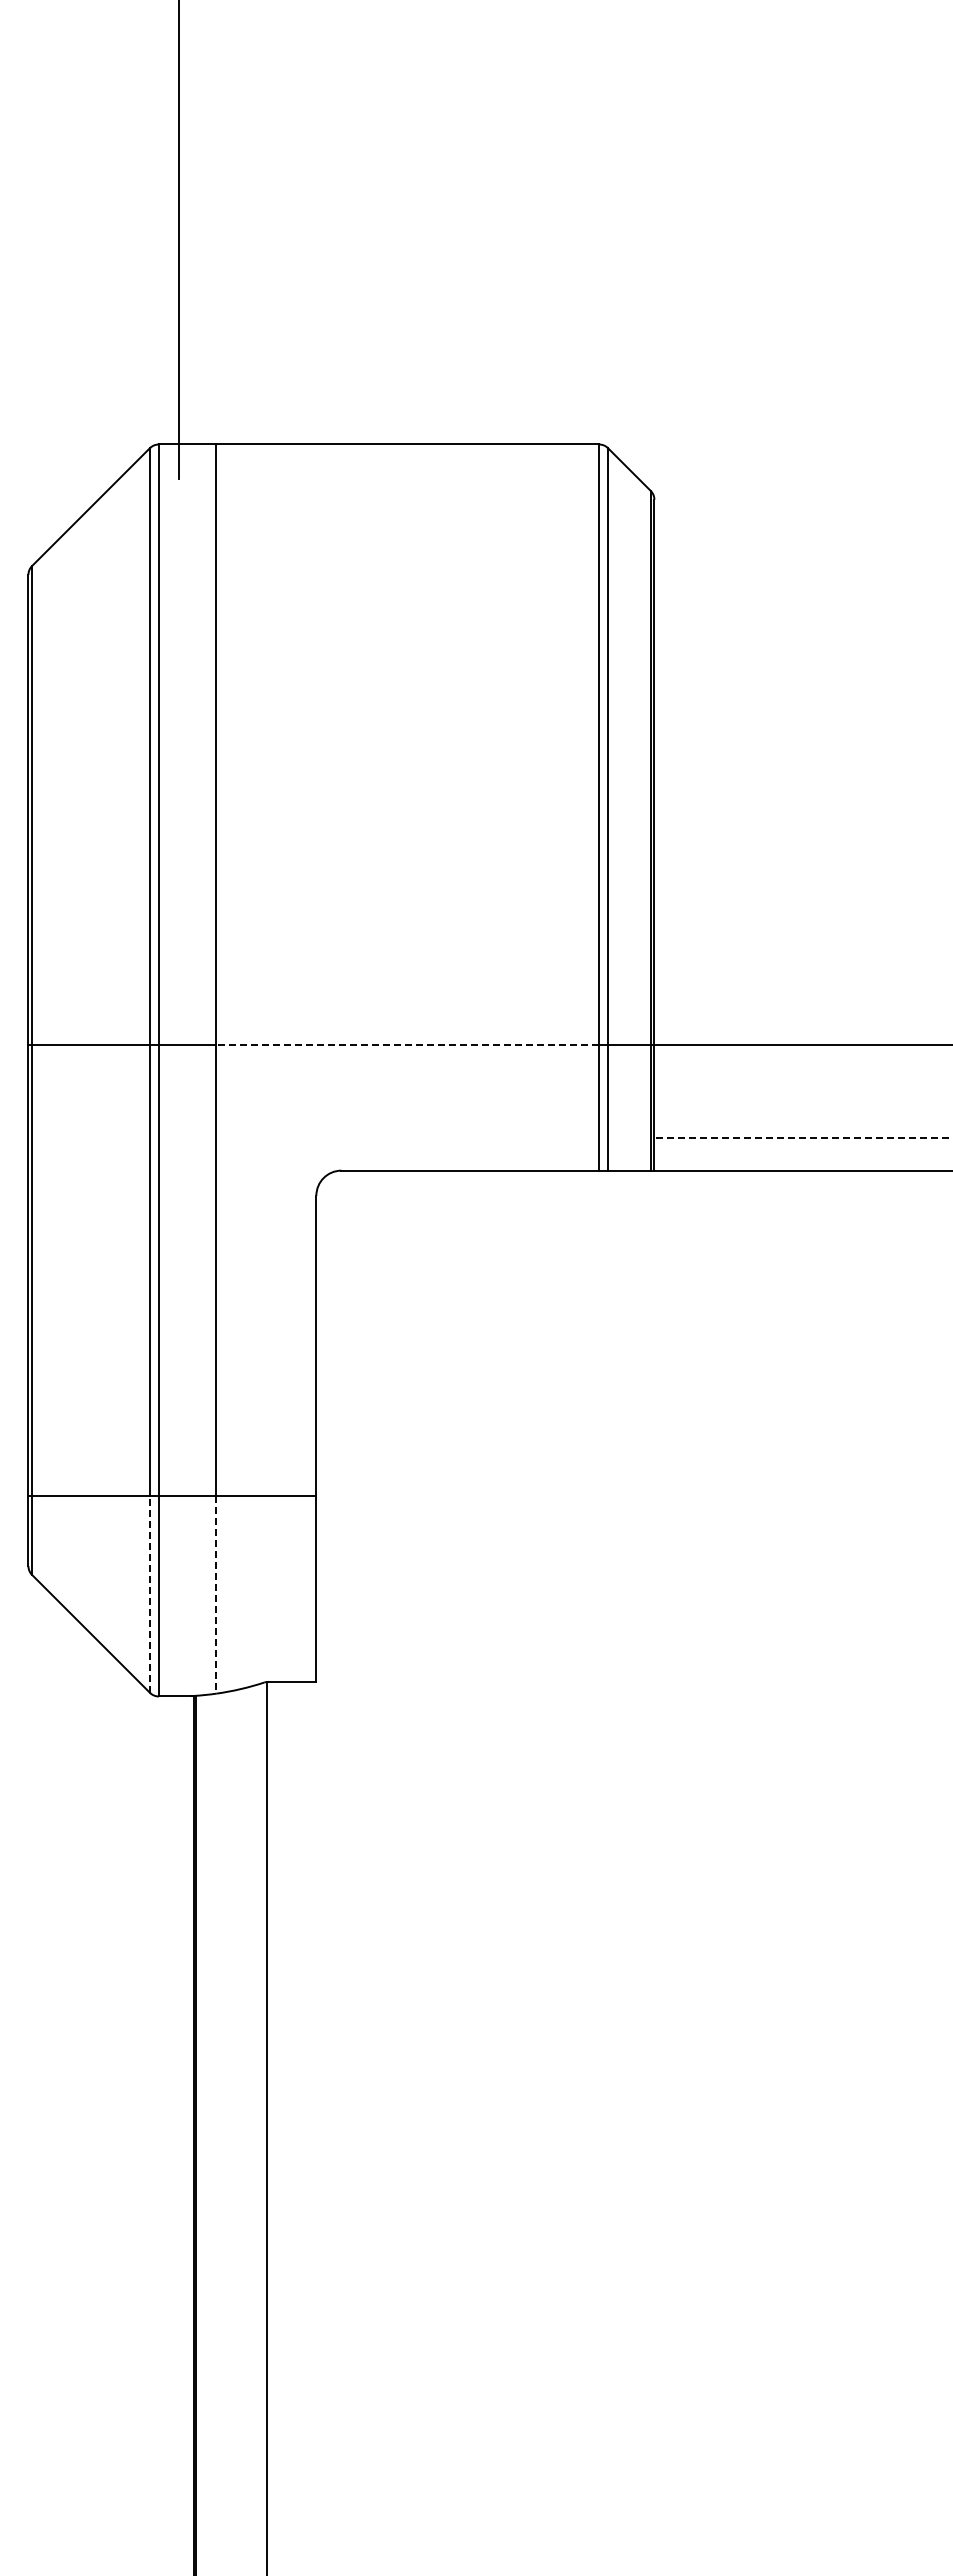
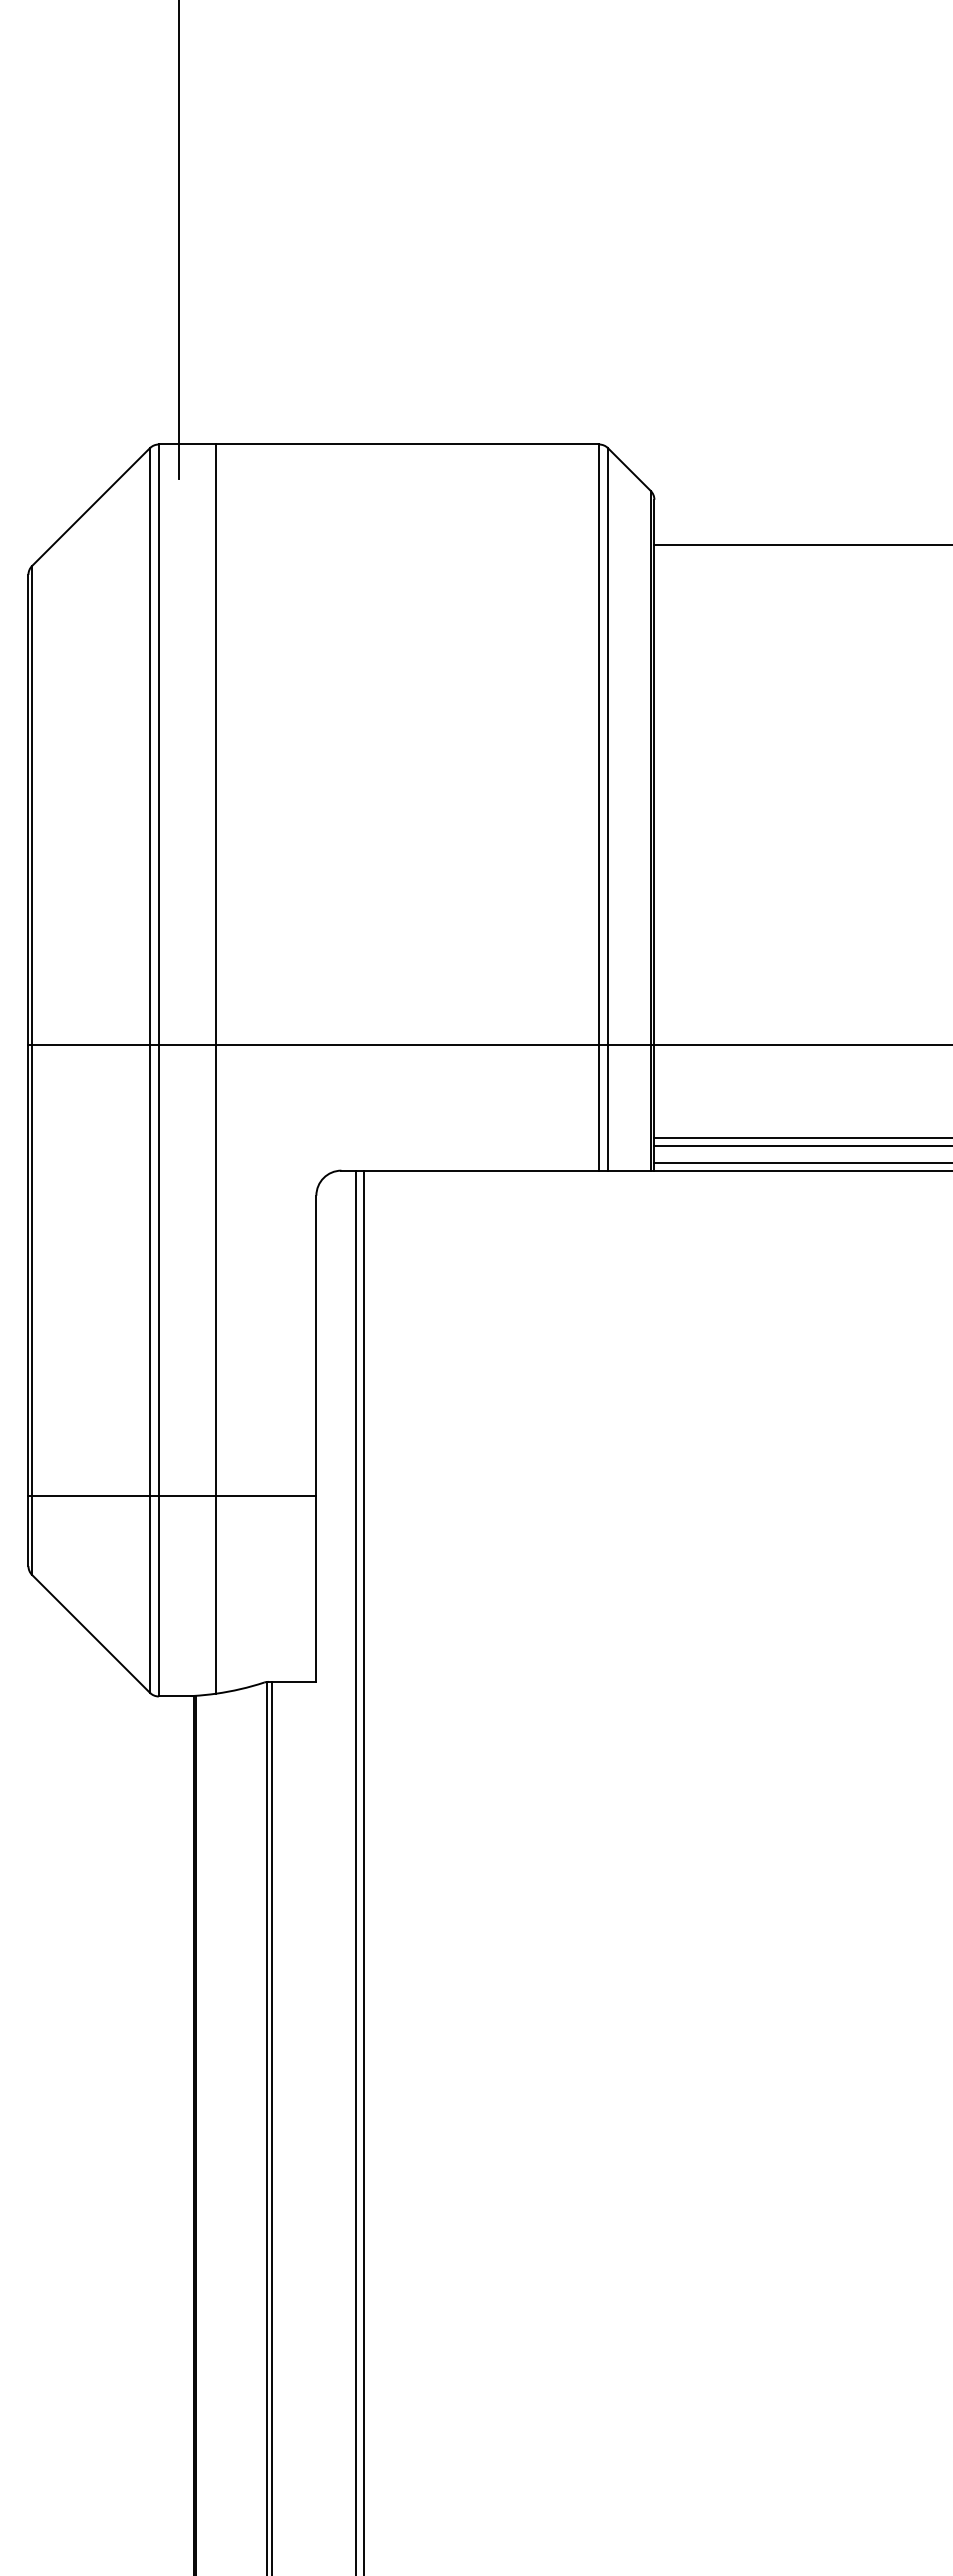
line: none -> present (801, 544)
line: dashed -> solid (407, 1045)
line: dashed -> solid (803, 1138)
line: none -> present (801, 1145)
line: none -> present (801, 1163)
line: dashed -> solid (149, 1594)
line: dashed -> solid (216, 1594)
line: none -> present (356, 1871)
line: none -> present (363, 1871)
line: none -> present (271, 2126)
